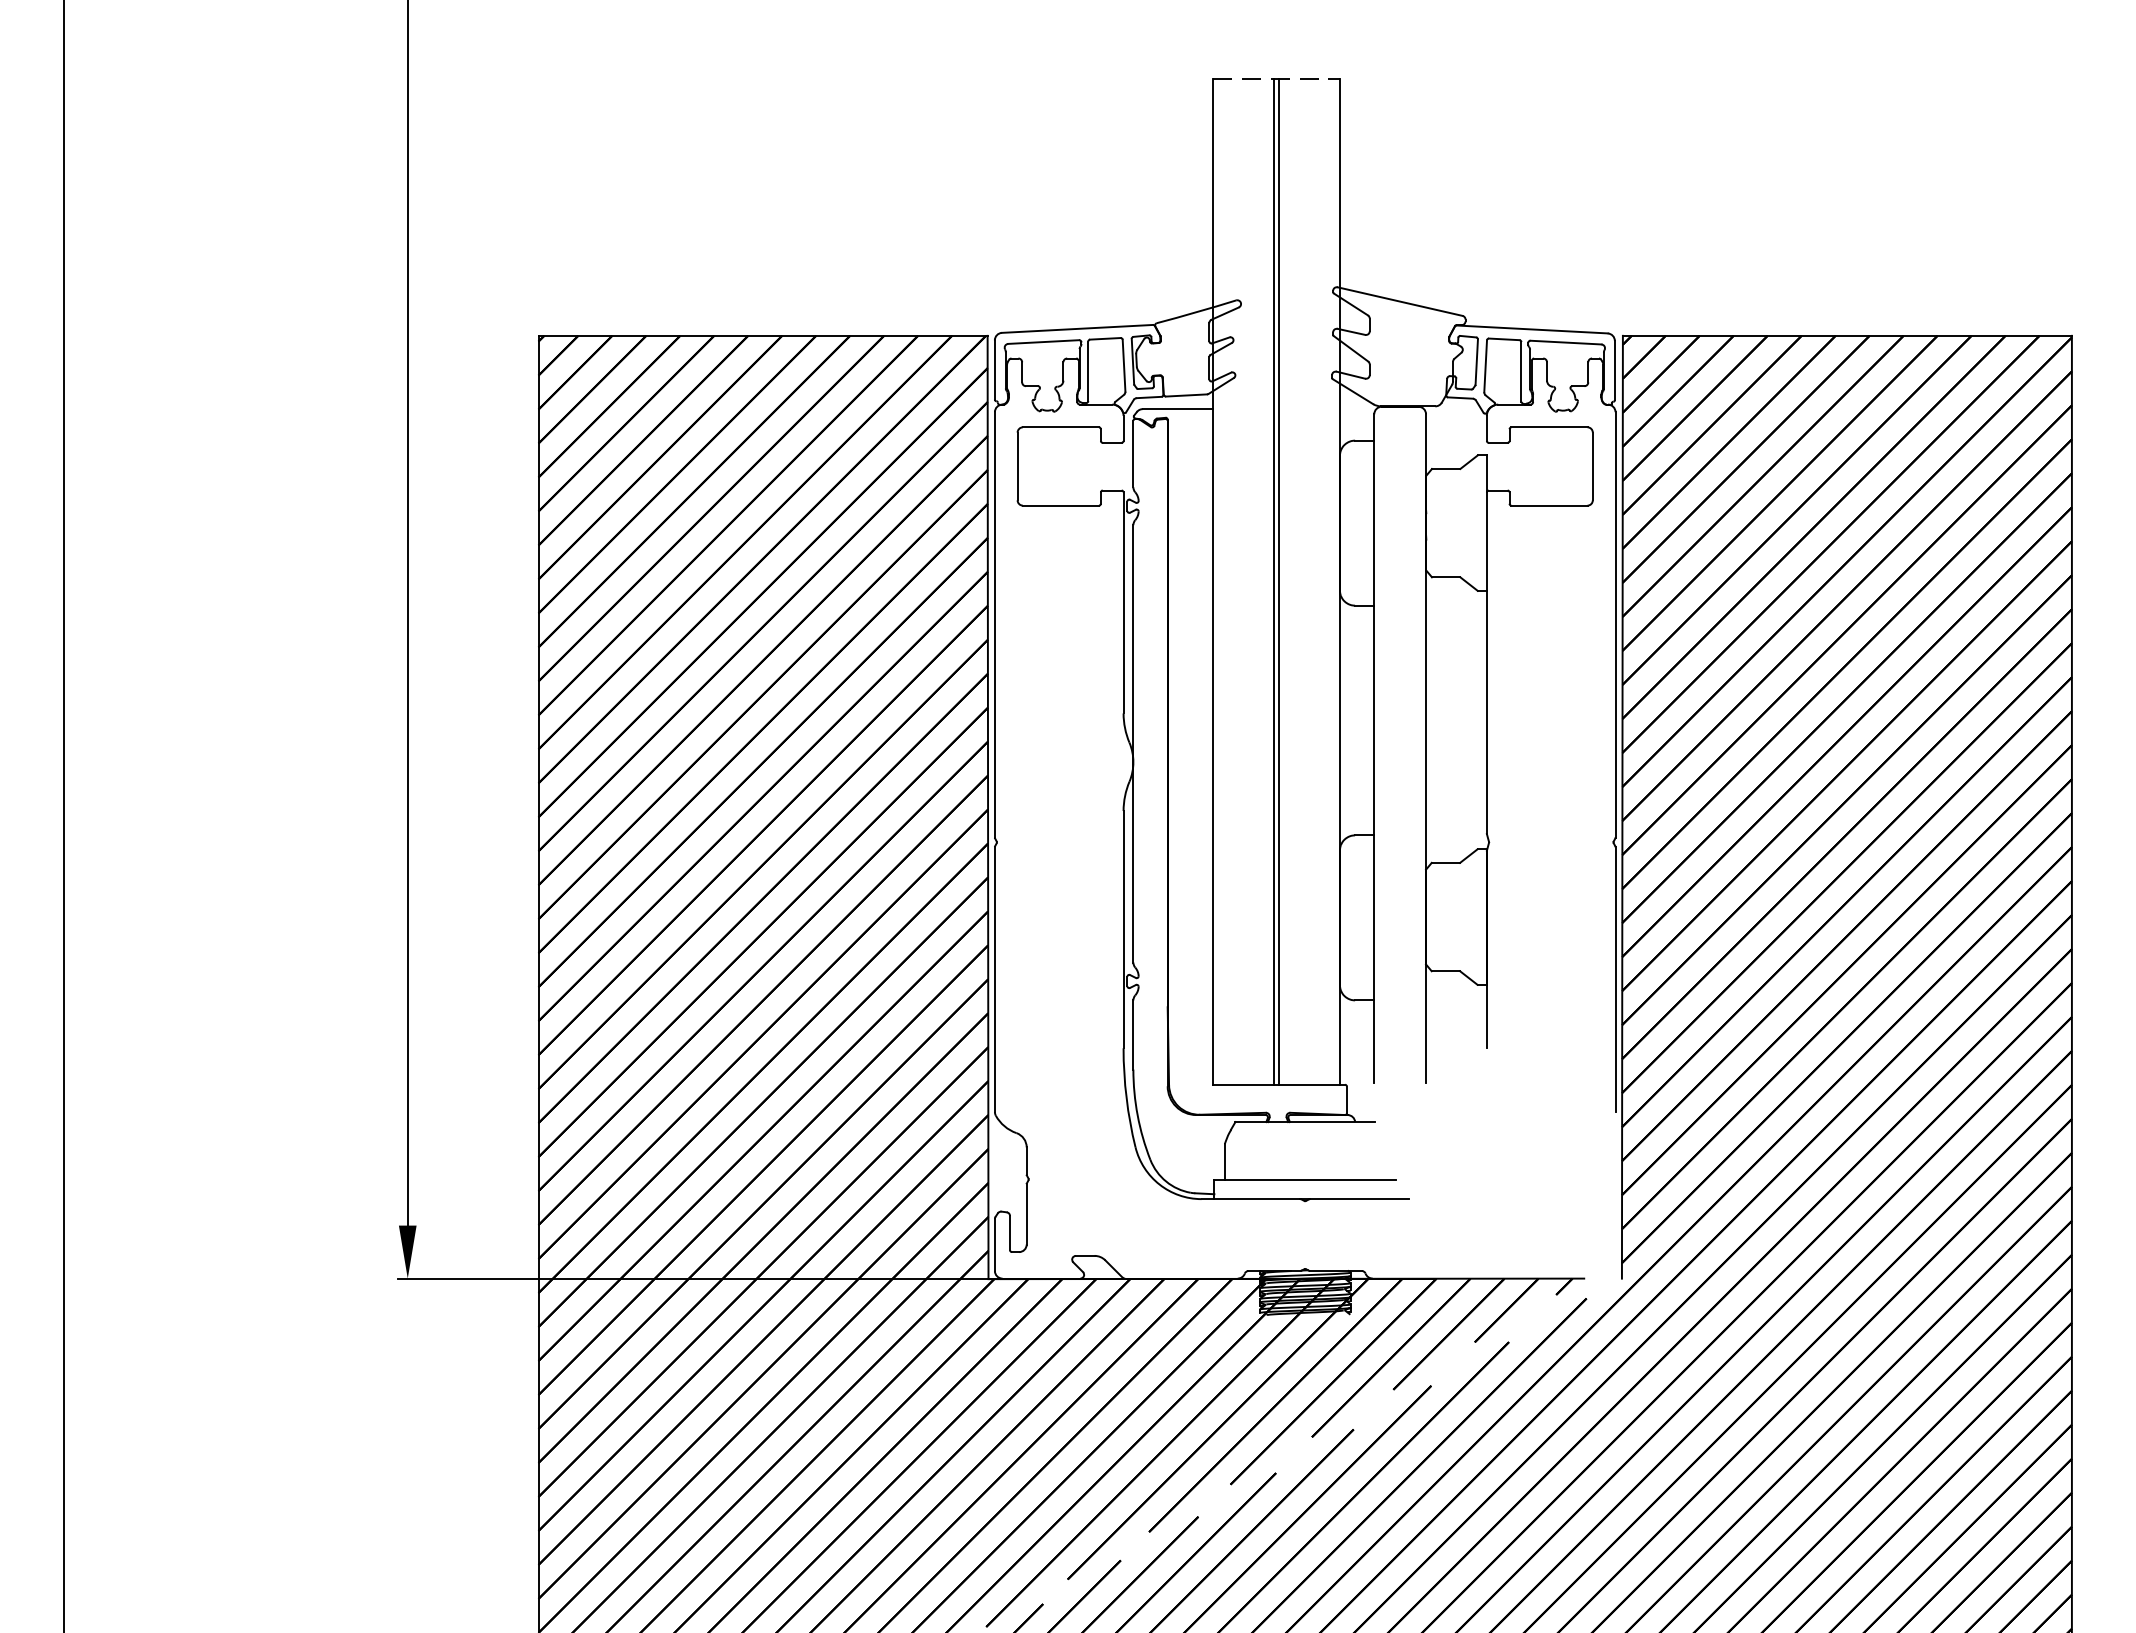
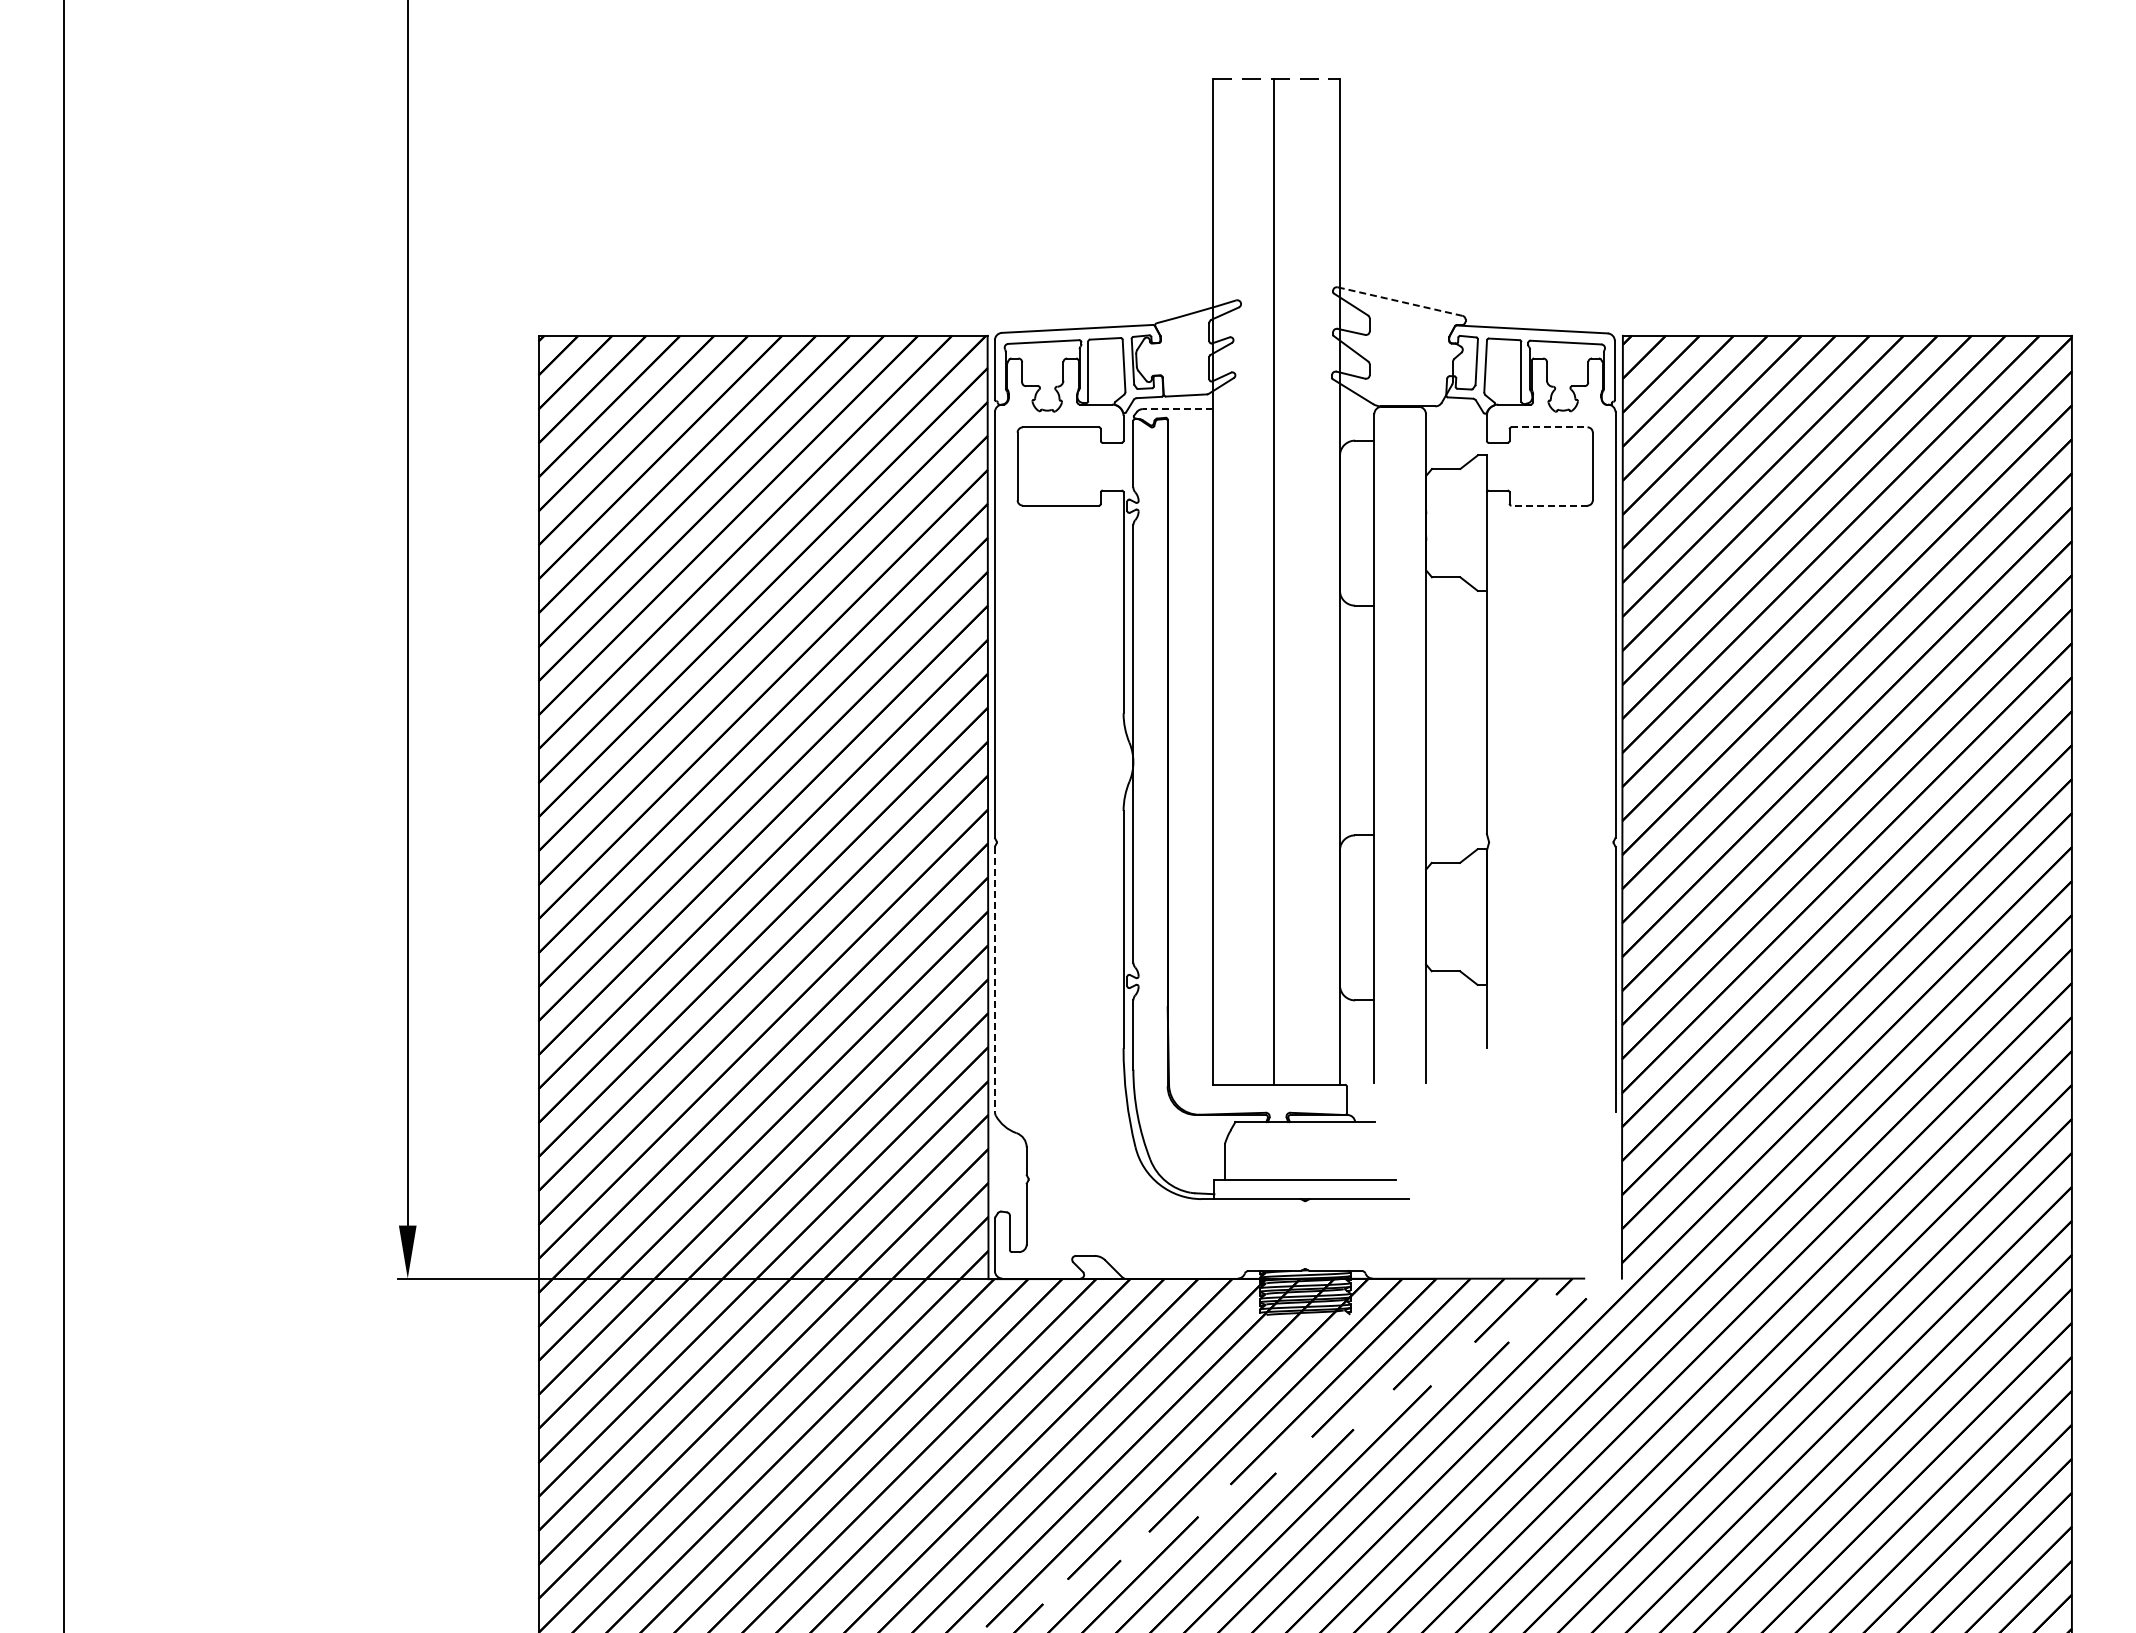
line: solid -> dashed (1399, 301)
line: solid -> dashed (1177, 409)
line: solid -> dashed (1549, 427)
line: solid -> dashed (1549, 505)
line: present -> none (1279, 581)
line: solid -> dashed (994, 980)
